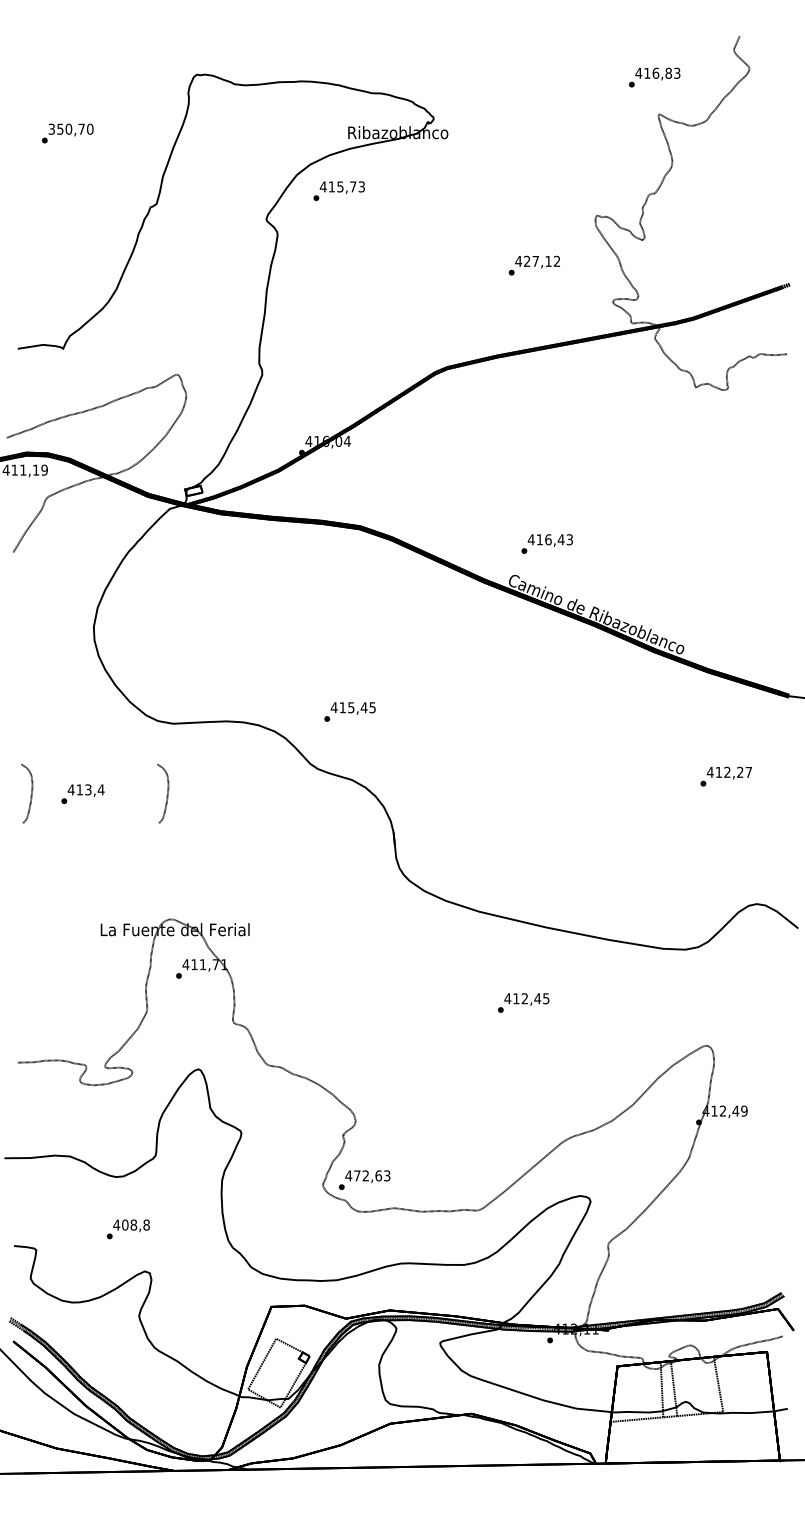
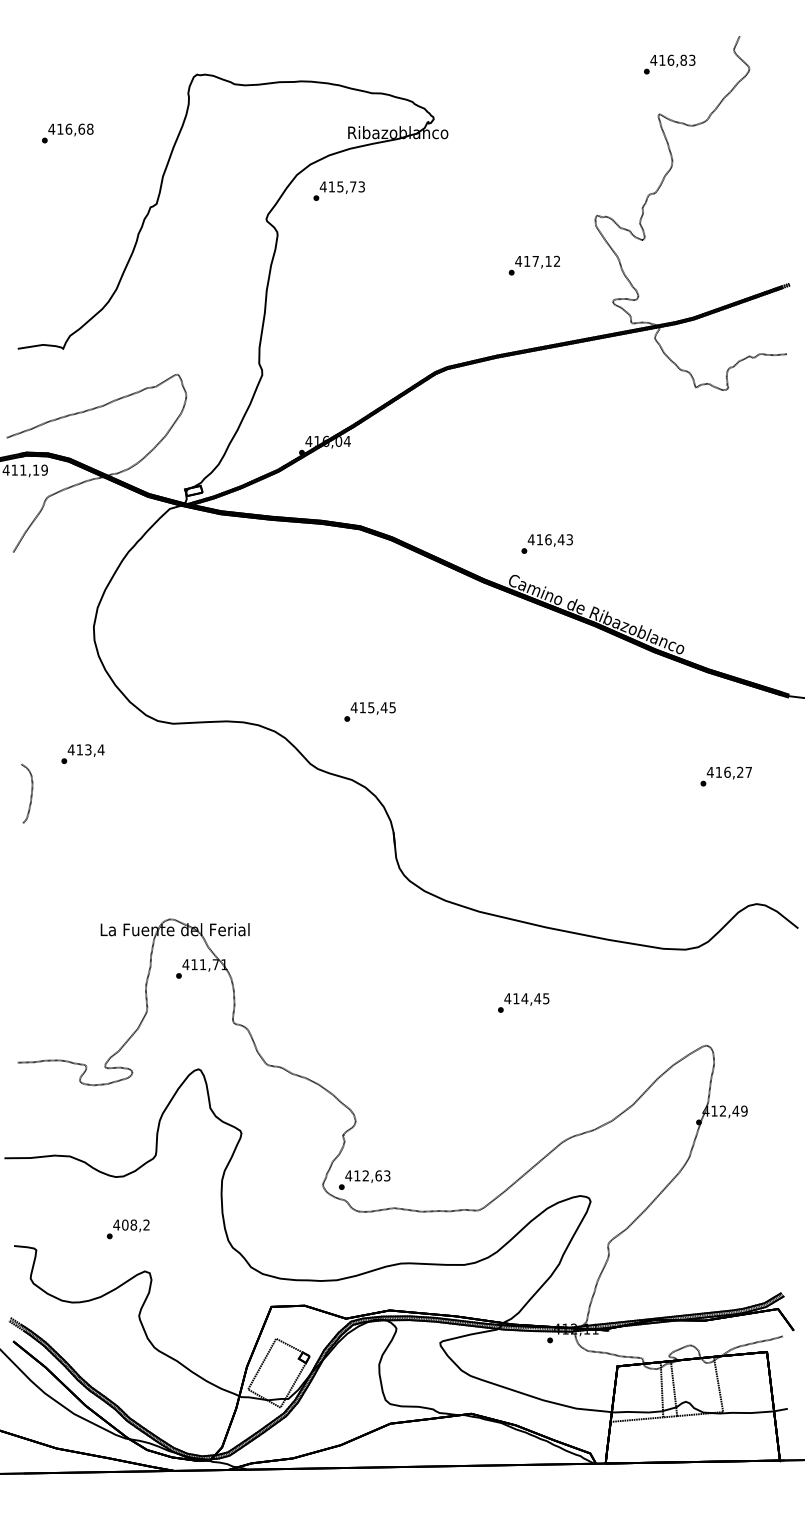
text position: (654, 77) -> (669, 64) (669, 64)
text: 350,70 -> 416,68 (70, 128)
text: 427,12 -> 417,12 (527, 260)
text position: (349, 711) -> (369, 711) (369, 711)
text: 412,27 -> 416,27 (727, 771)
text position: (82, 793) -> (82, 753) (82, 753)
curve: present -> none (166, 795)
text: 412,45 -> 414,45 (524, 998)
text: 472,63 -> 412,63 (357, 1175)
text: 408,8 -> 408,2 (146, 1224)
